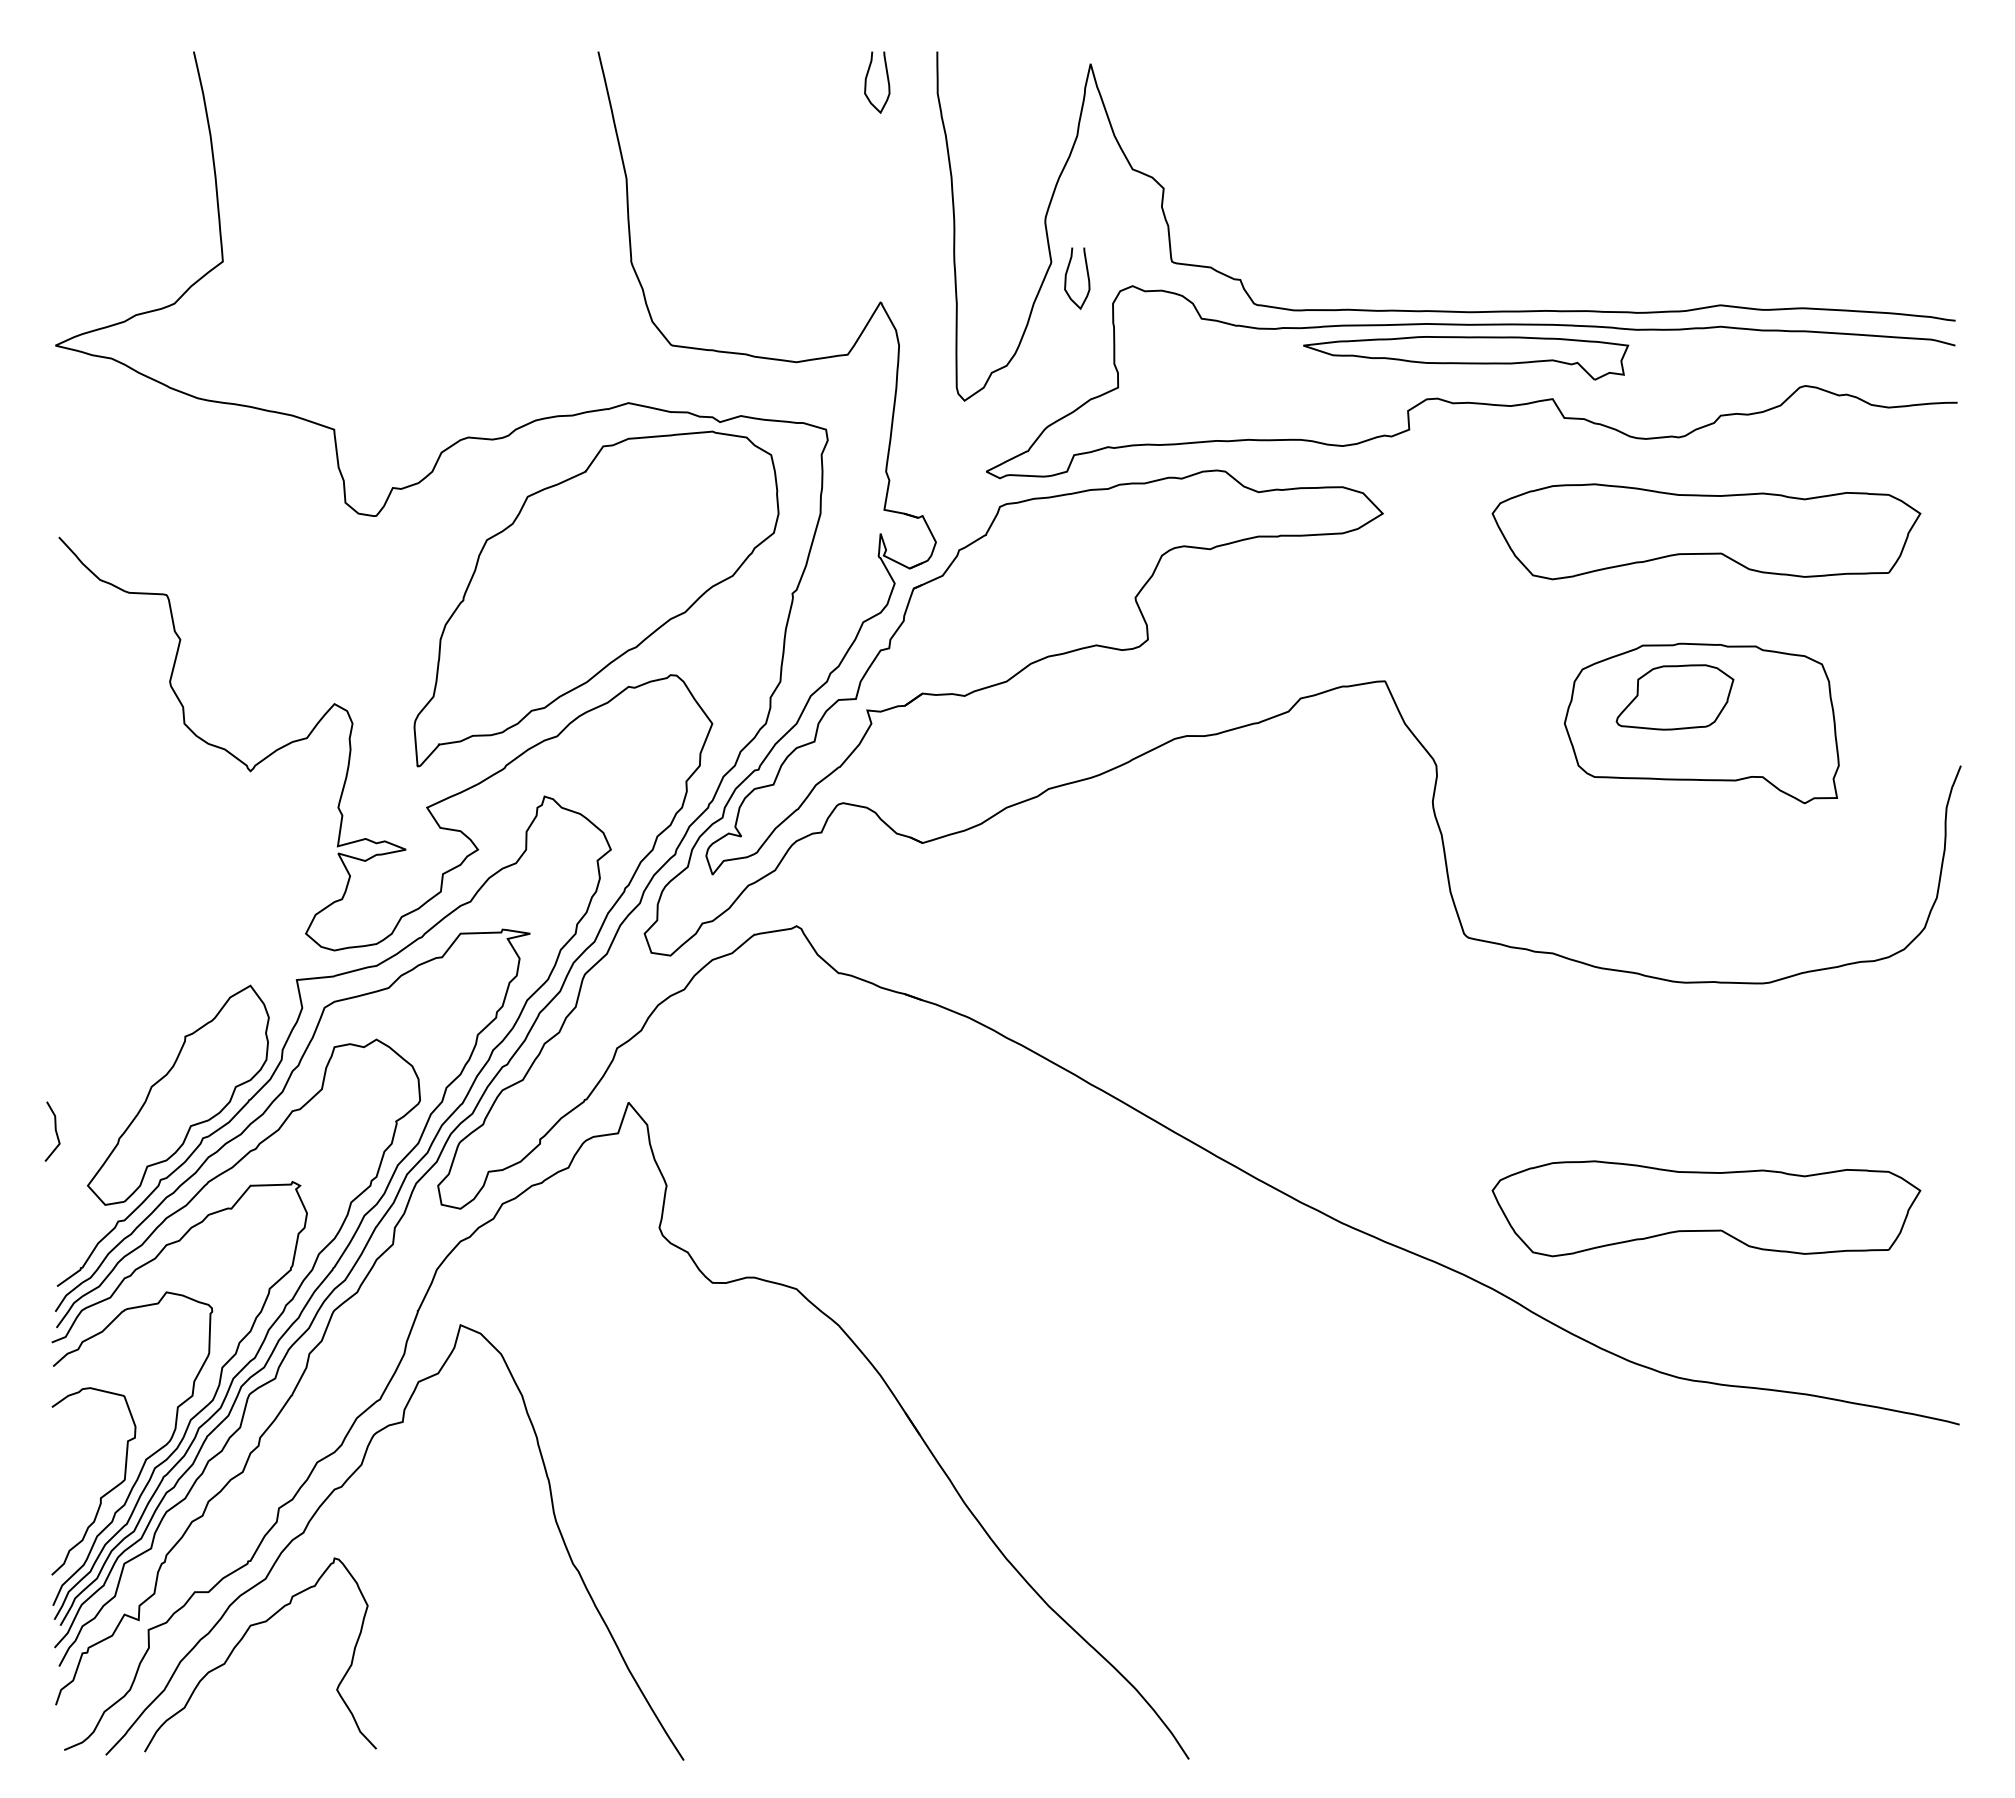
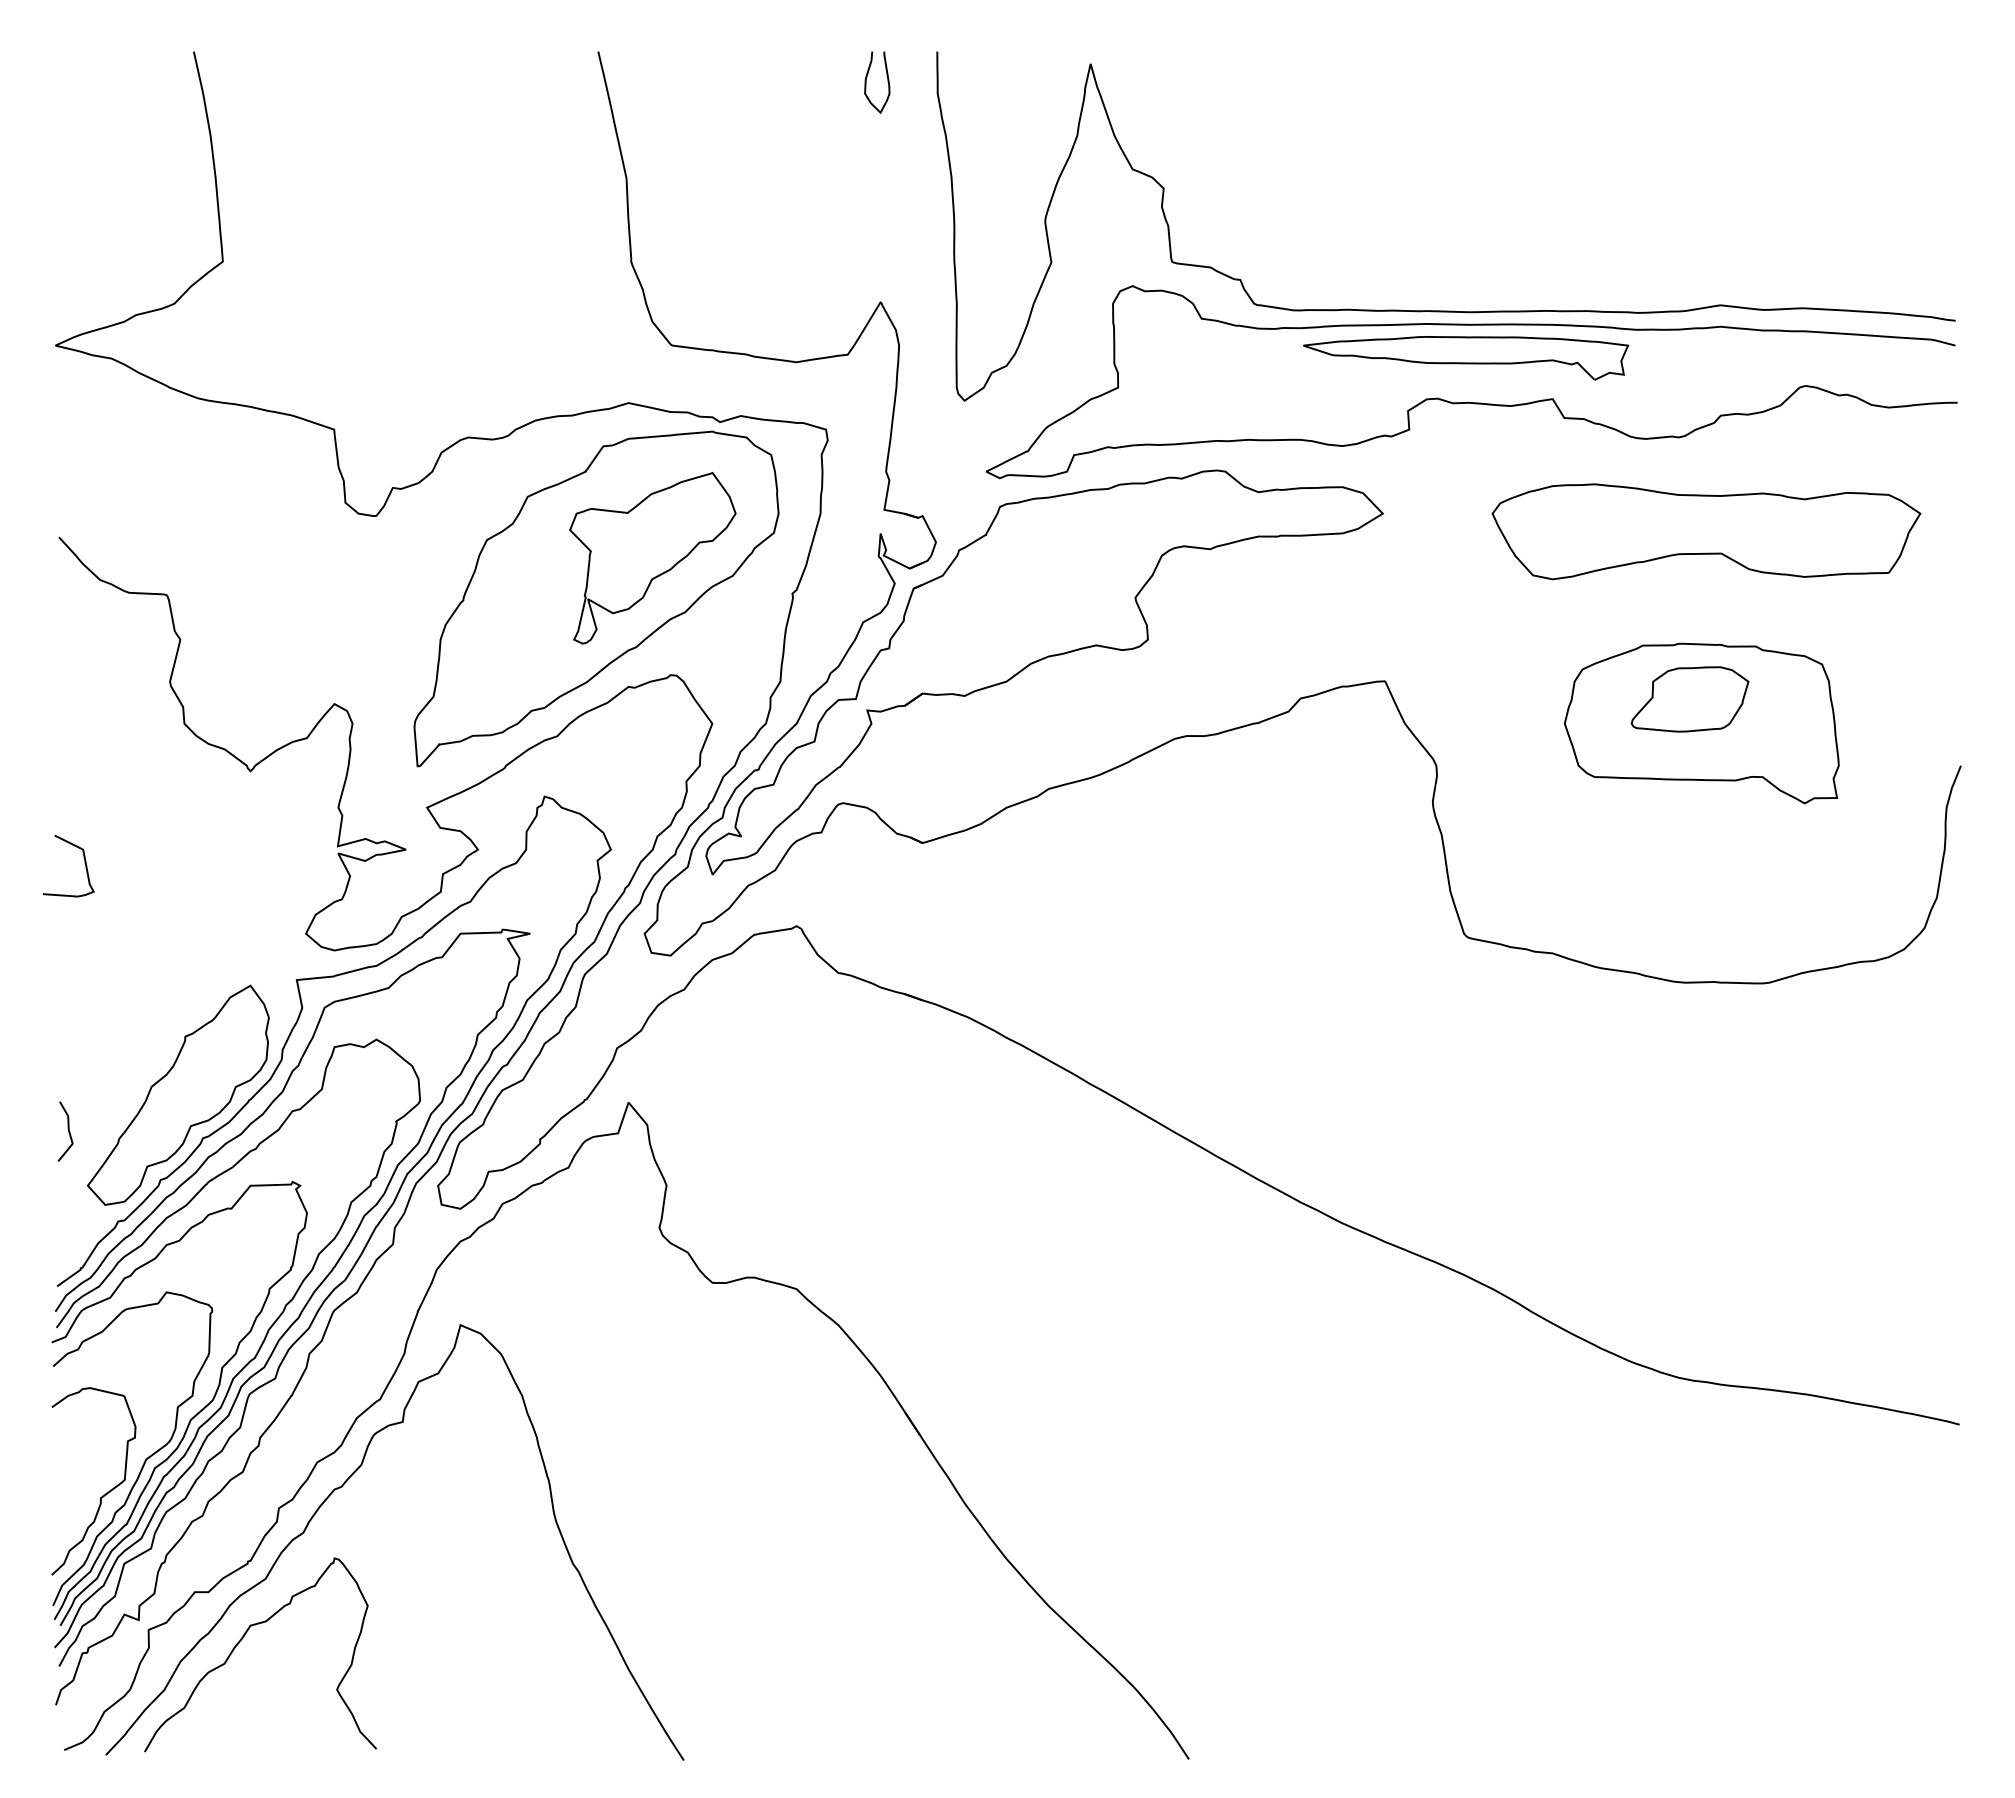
curve: present -> none (1087, 278)
part: none -> present (652, 558)
part position: (1674, 697) -> (1689, 699) (1689, 699)
curve: none -> present (84, 863)
line position: (54, 1129) -> (67, 1129) (67, 1129)
part: present -> none (1706, 1208)
